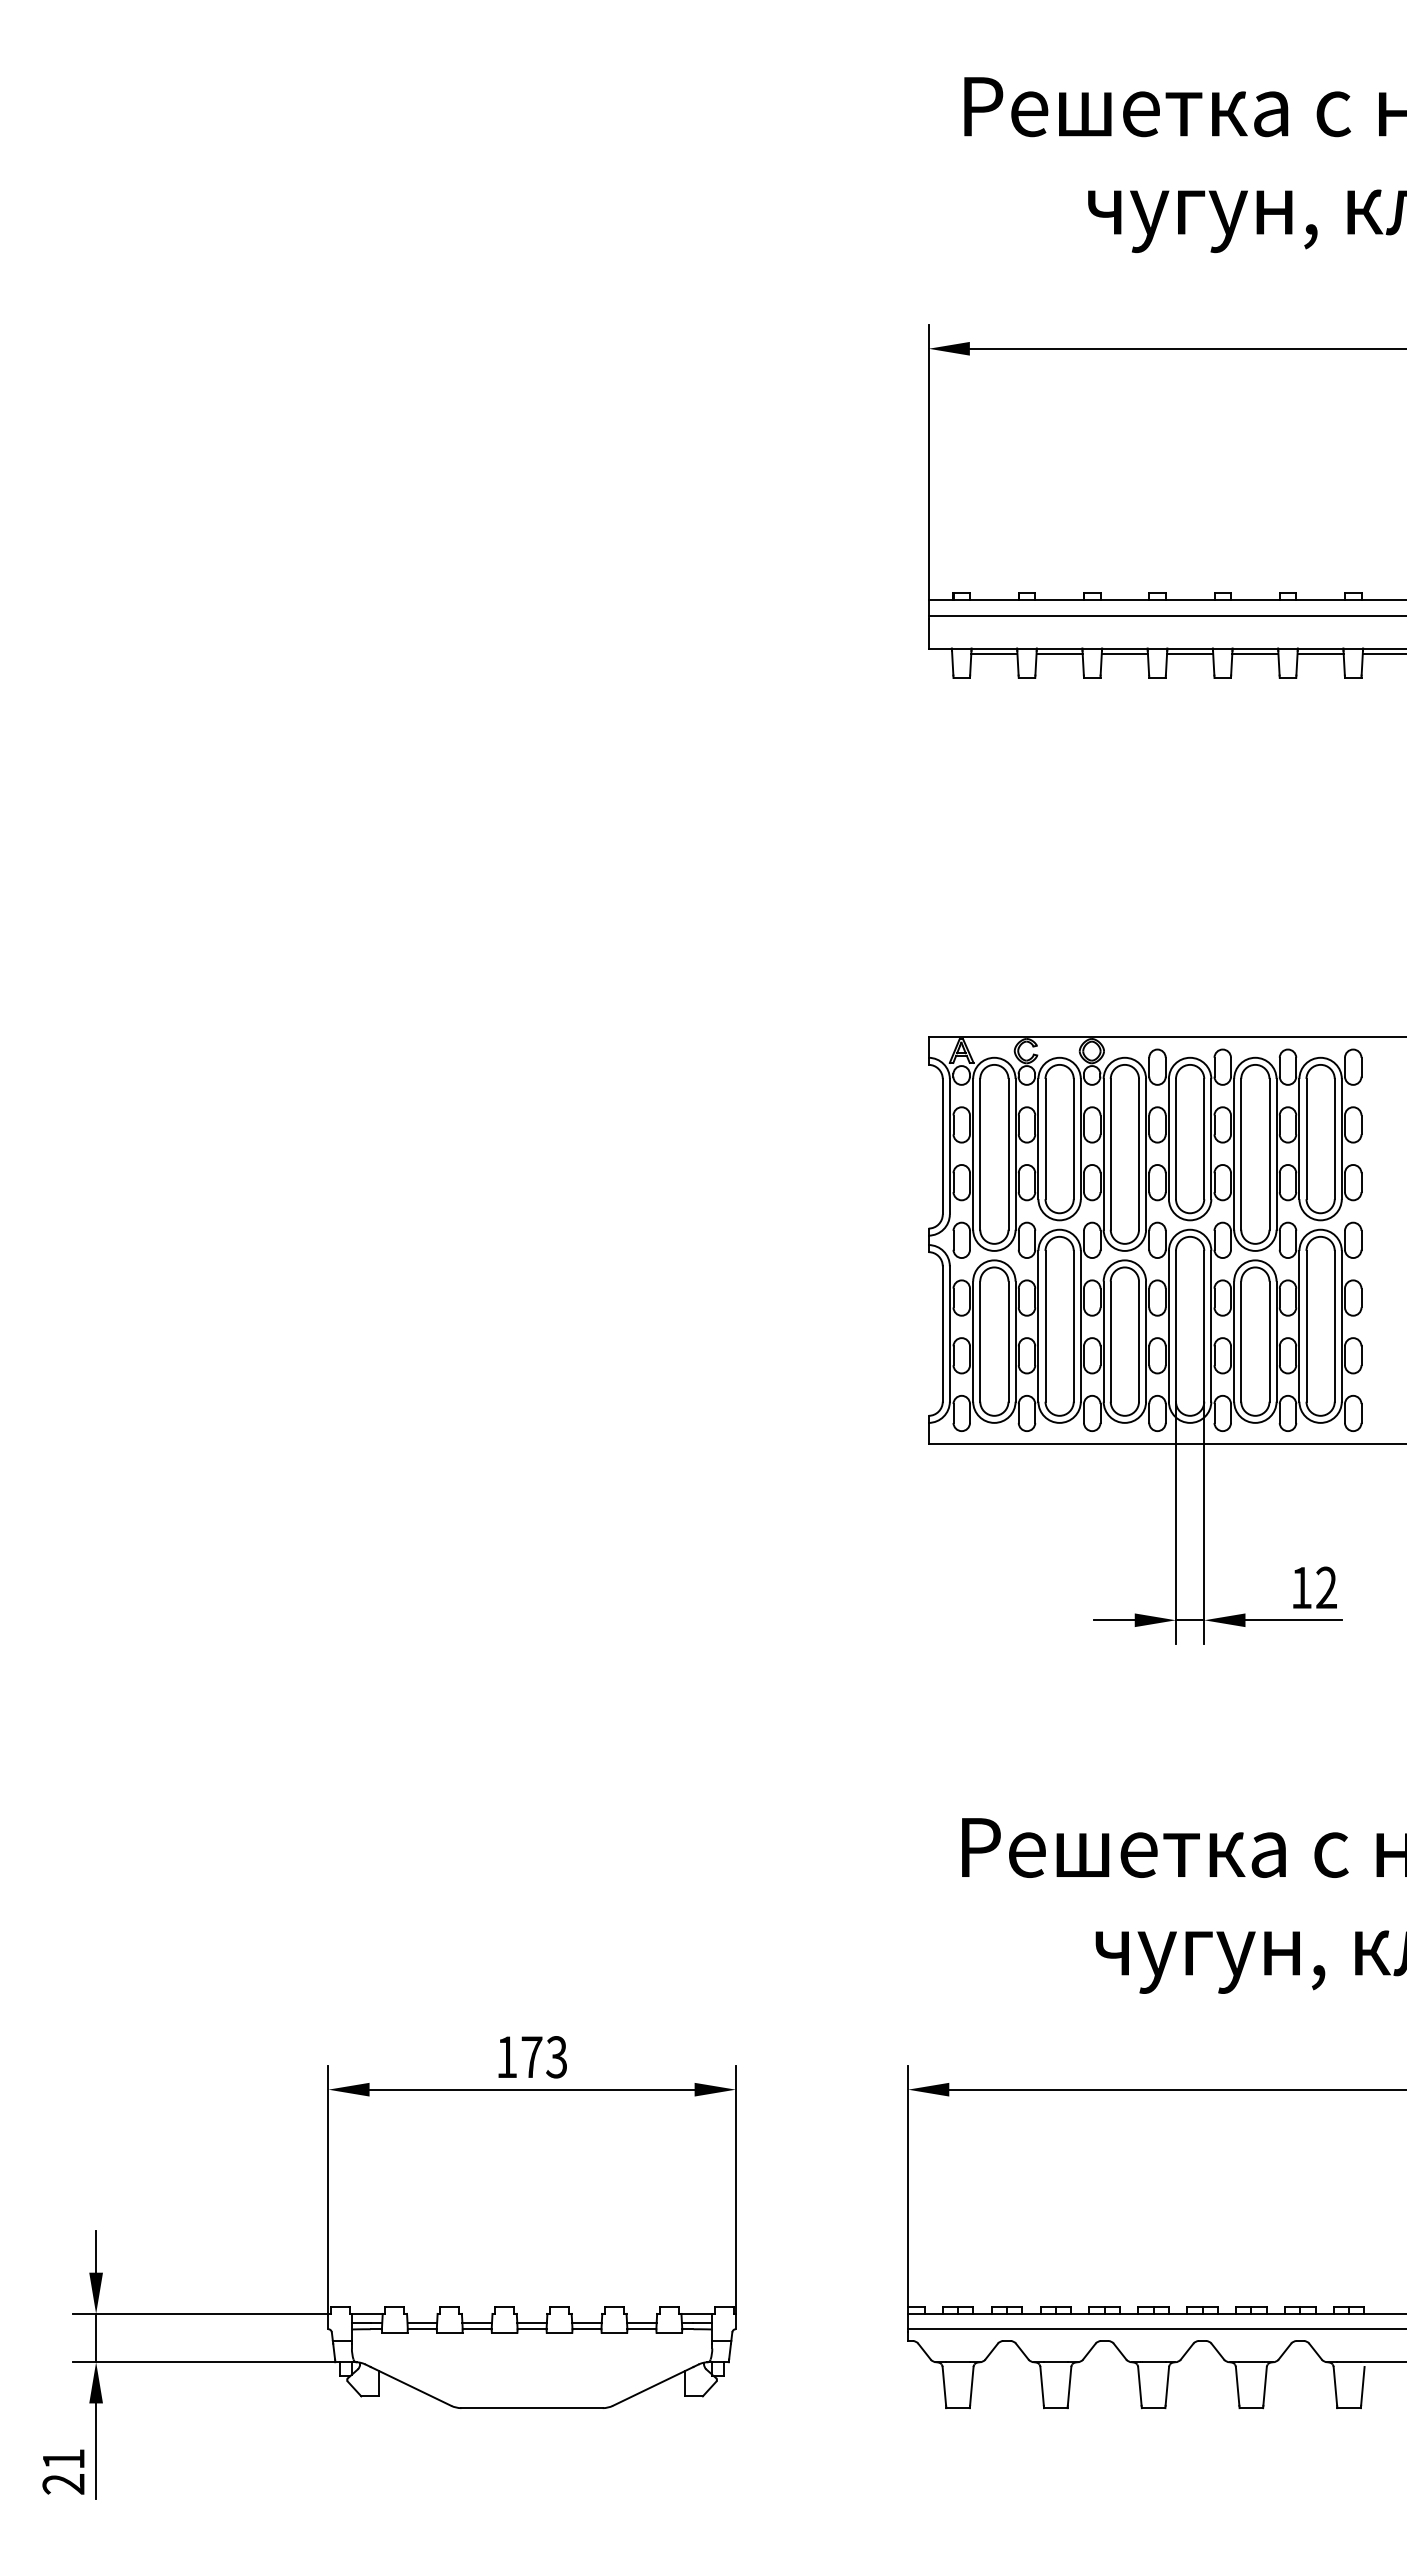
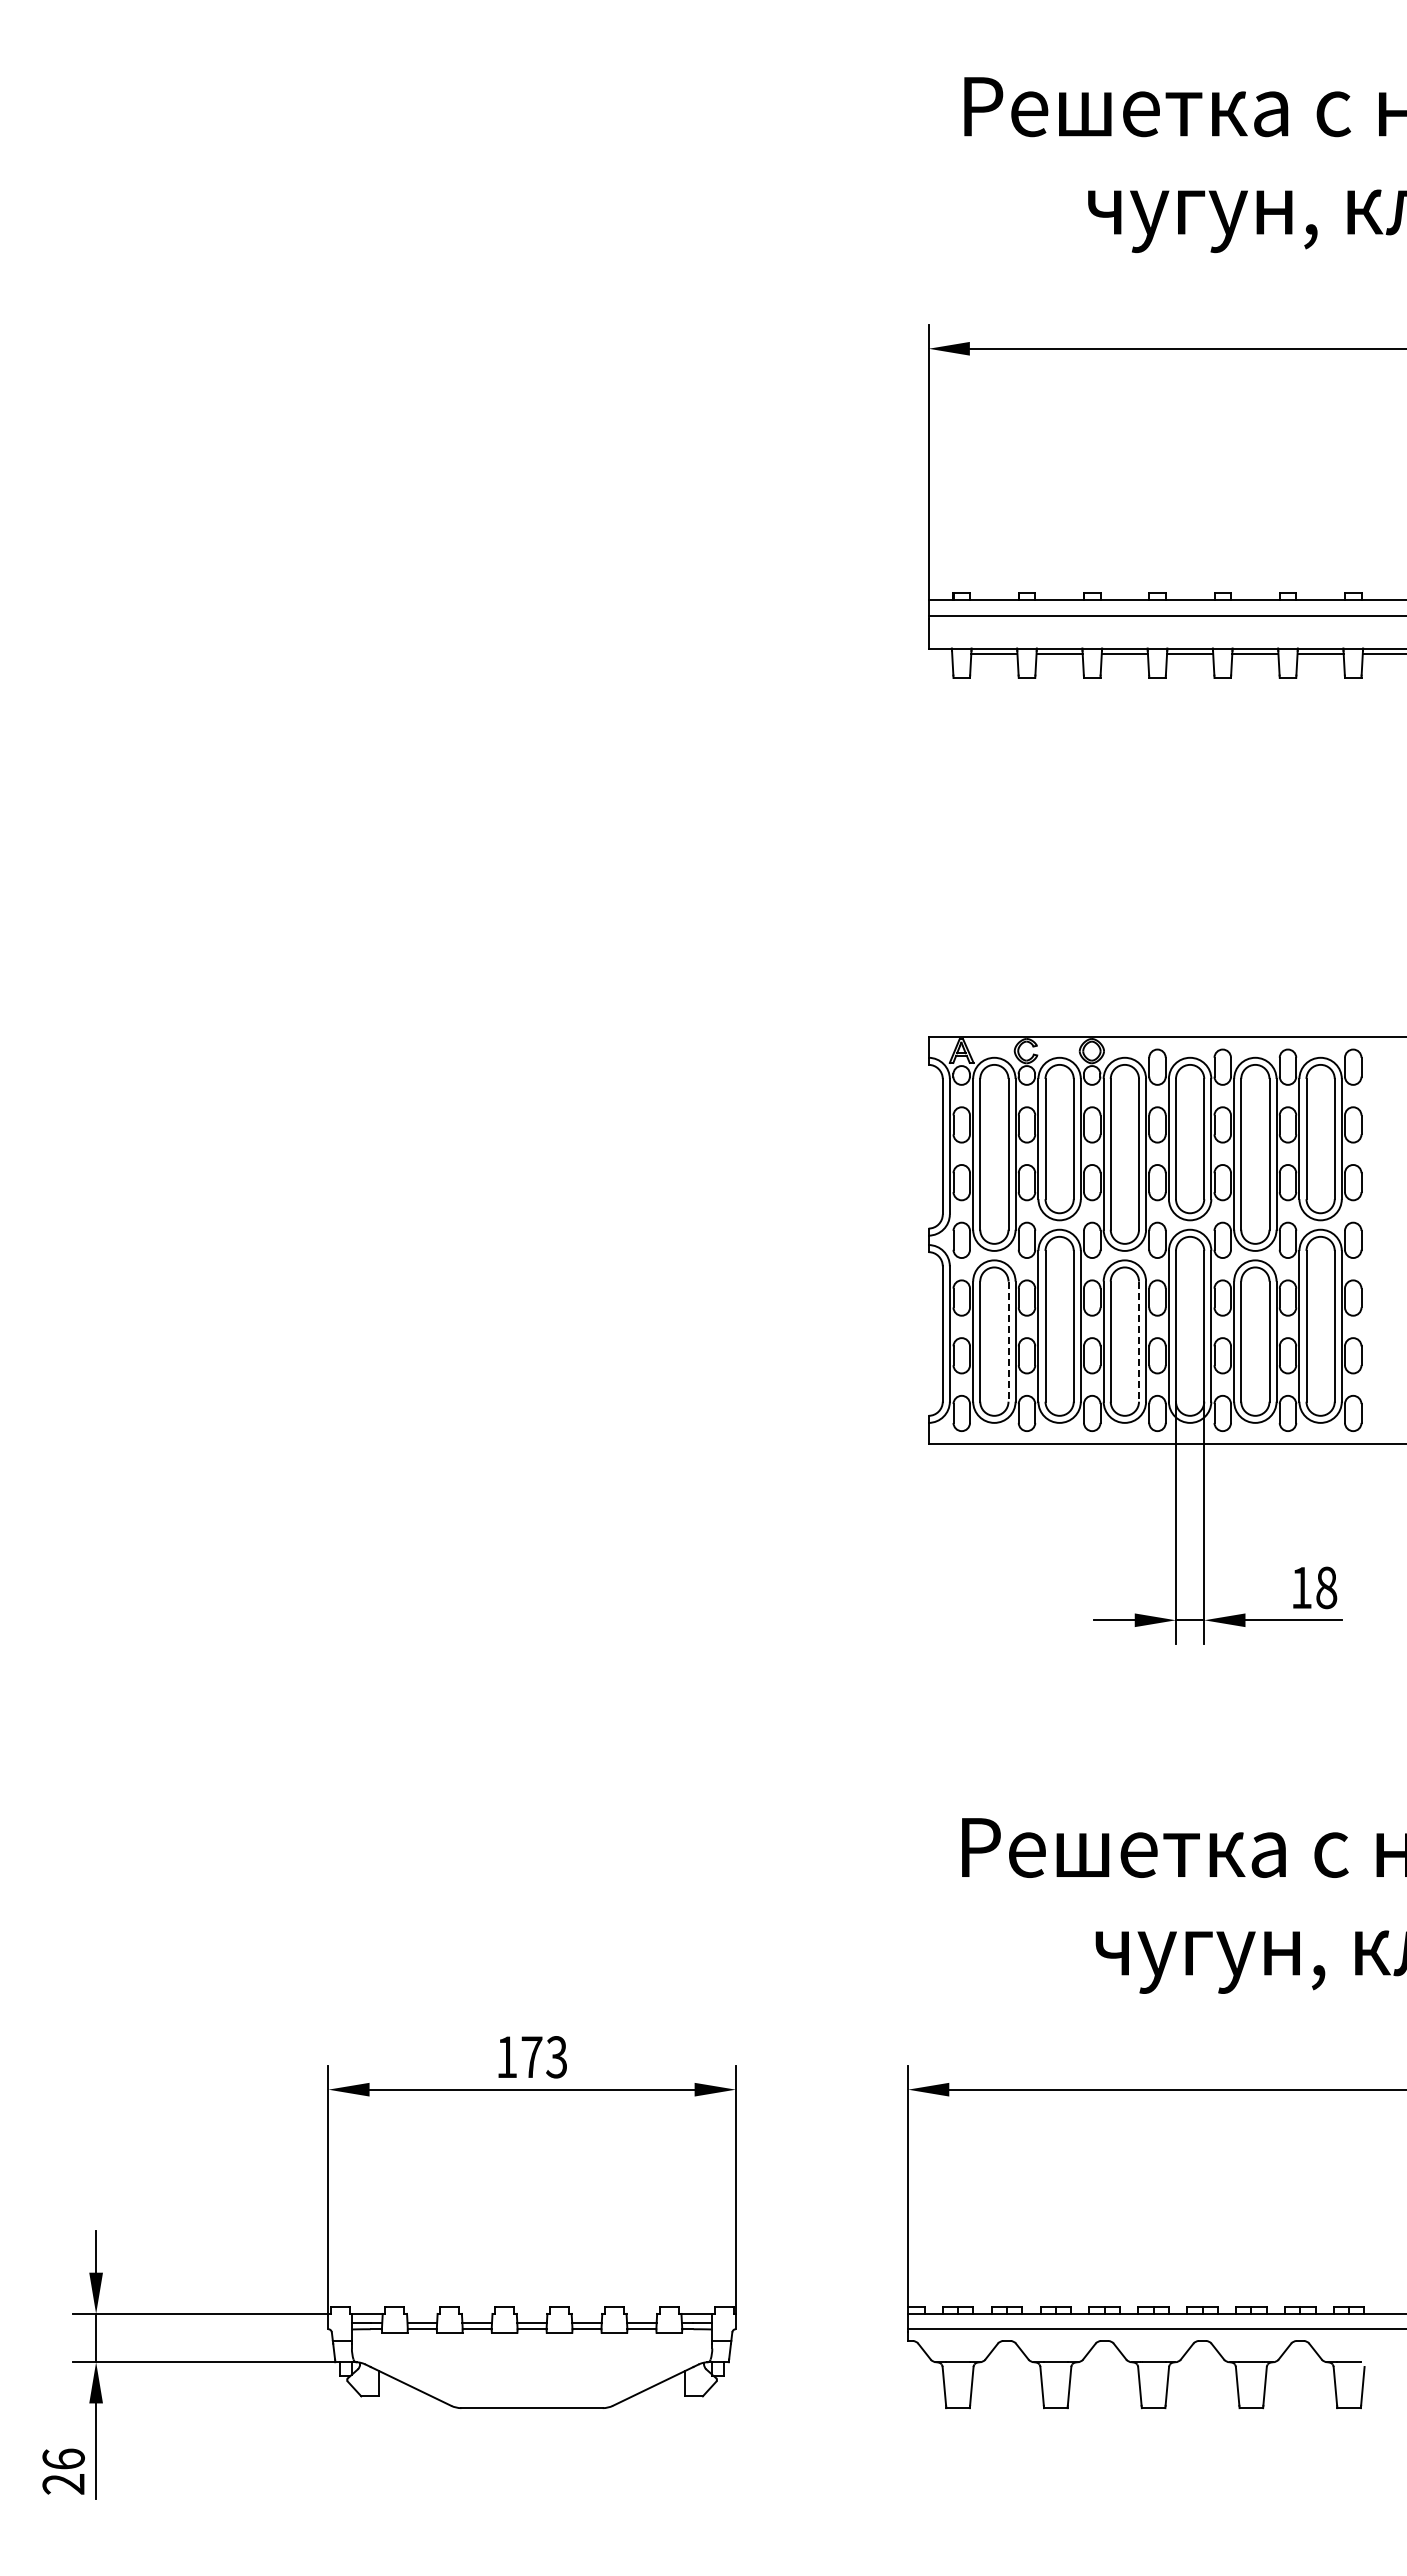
line: solid -> dashed (1008, 1342)
line: solid -> dashed (1139, 1342)
text: 12 -> 18 (1326, 1587)
line: present -> none (1382, 2362)
text: 21 -> 26 (63, 2458)
